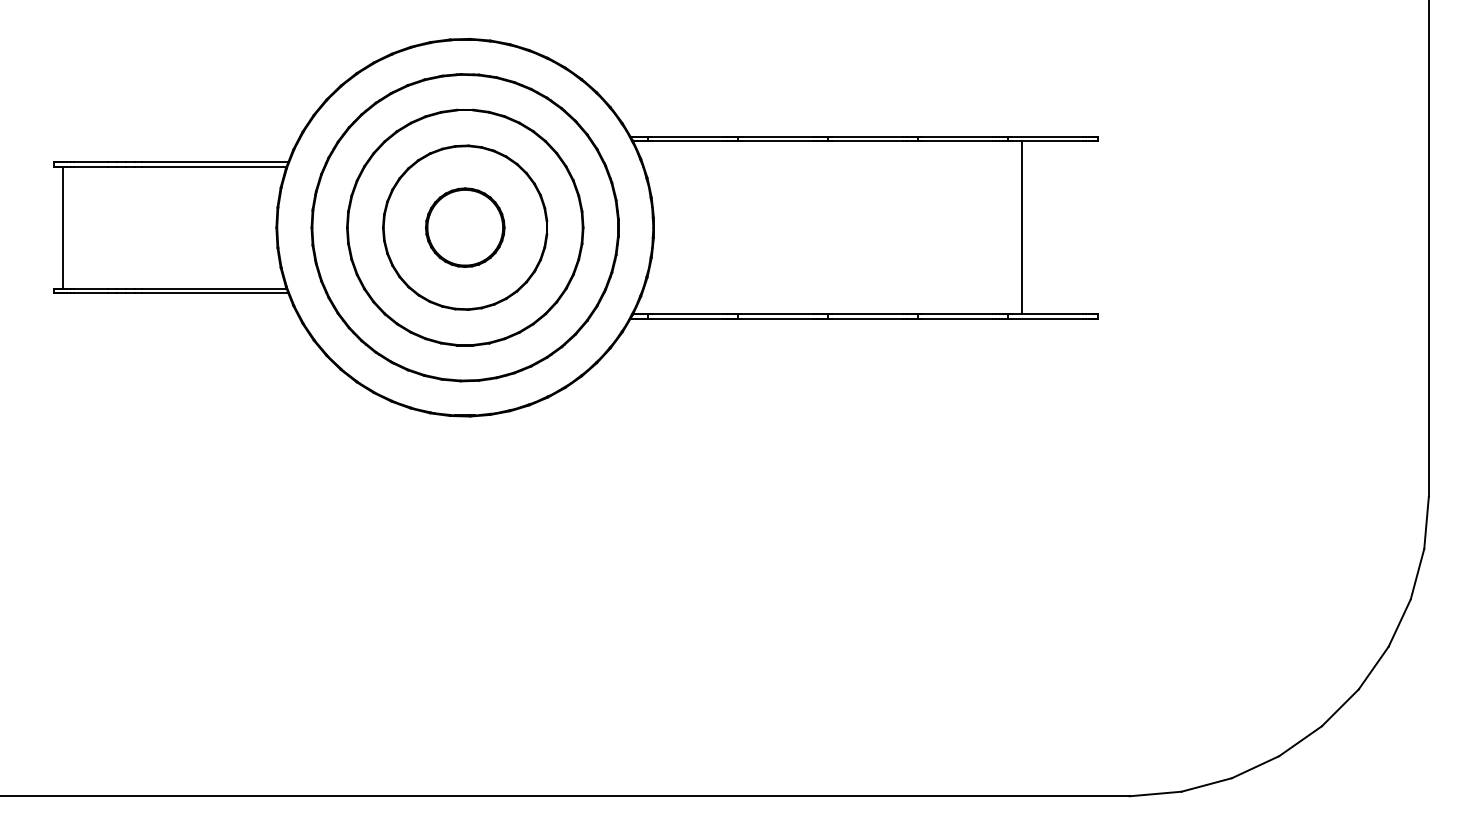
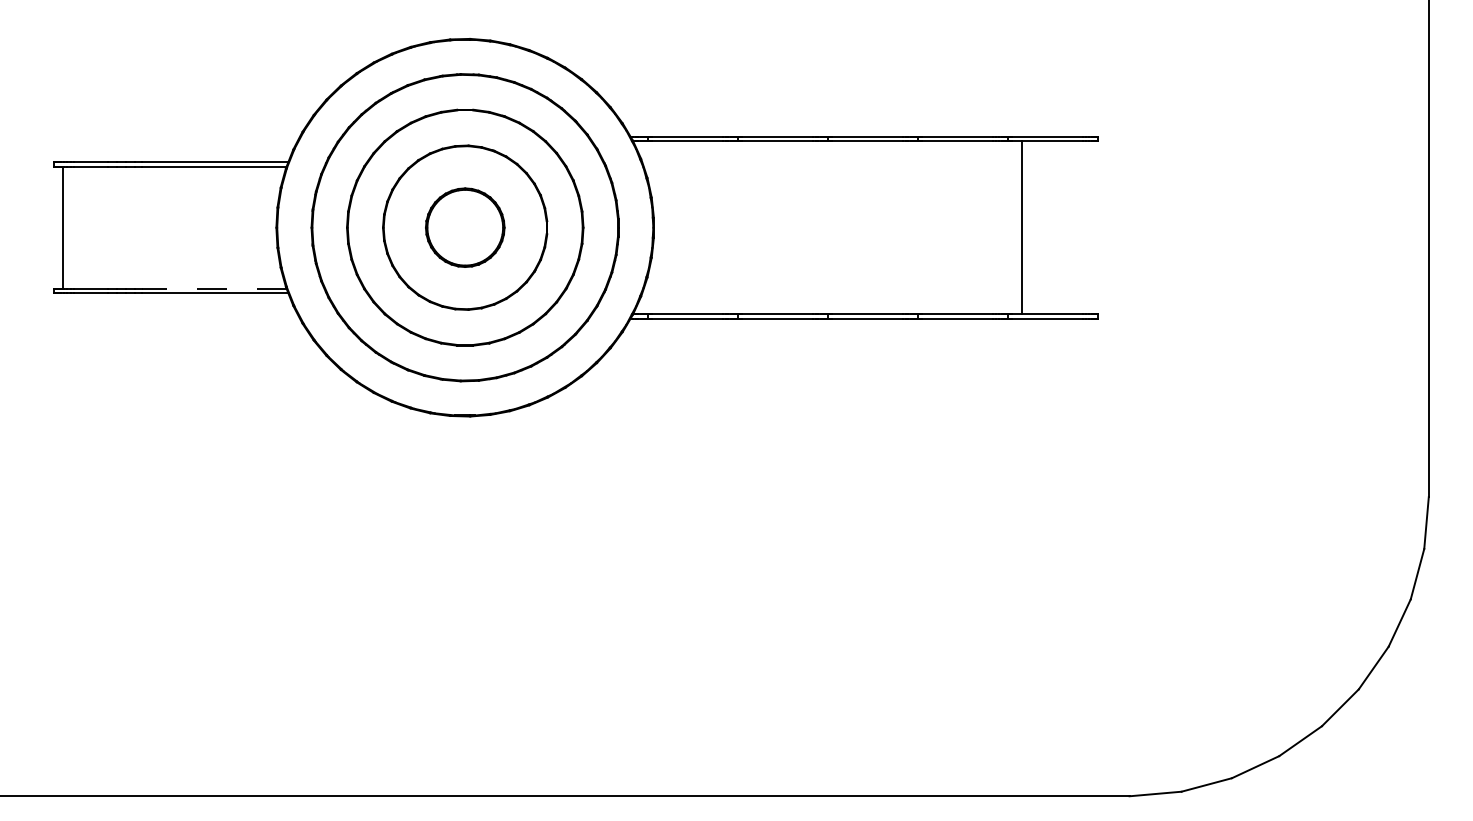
line: solid -> dashed (213, 288)
